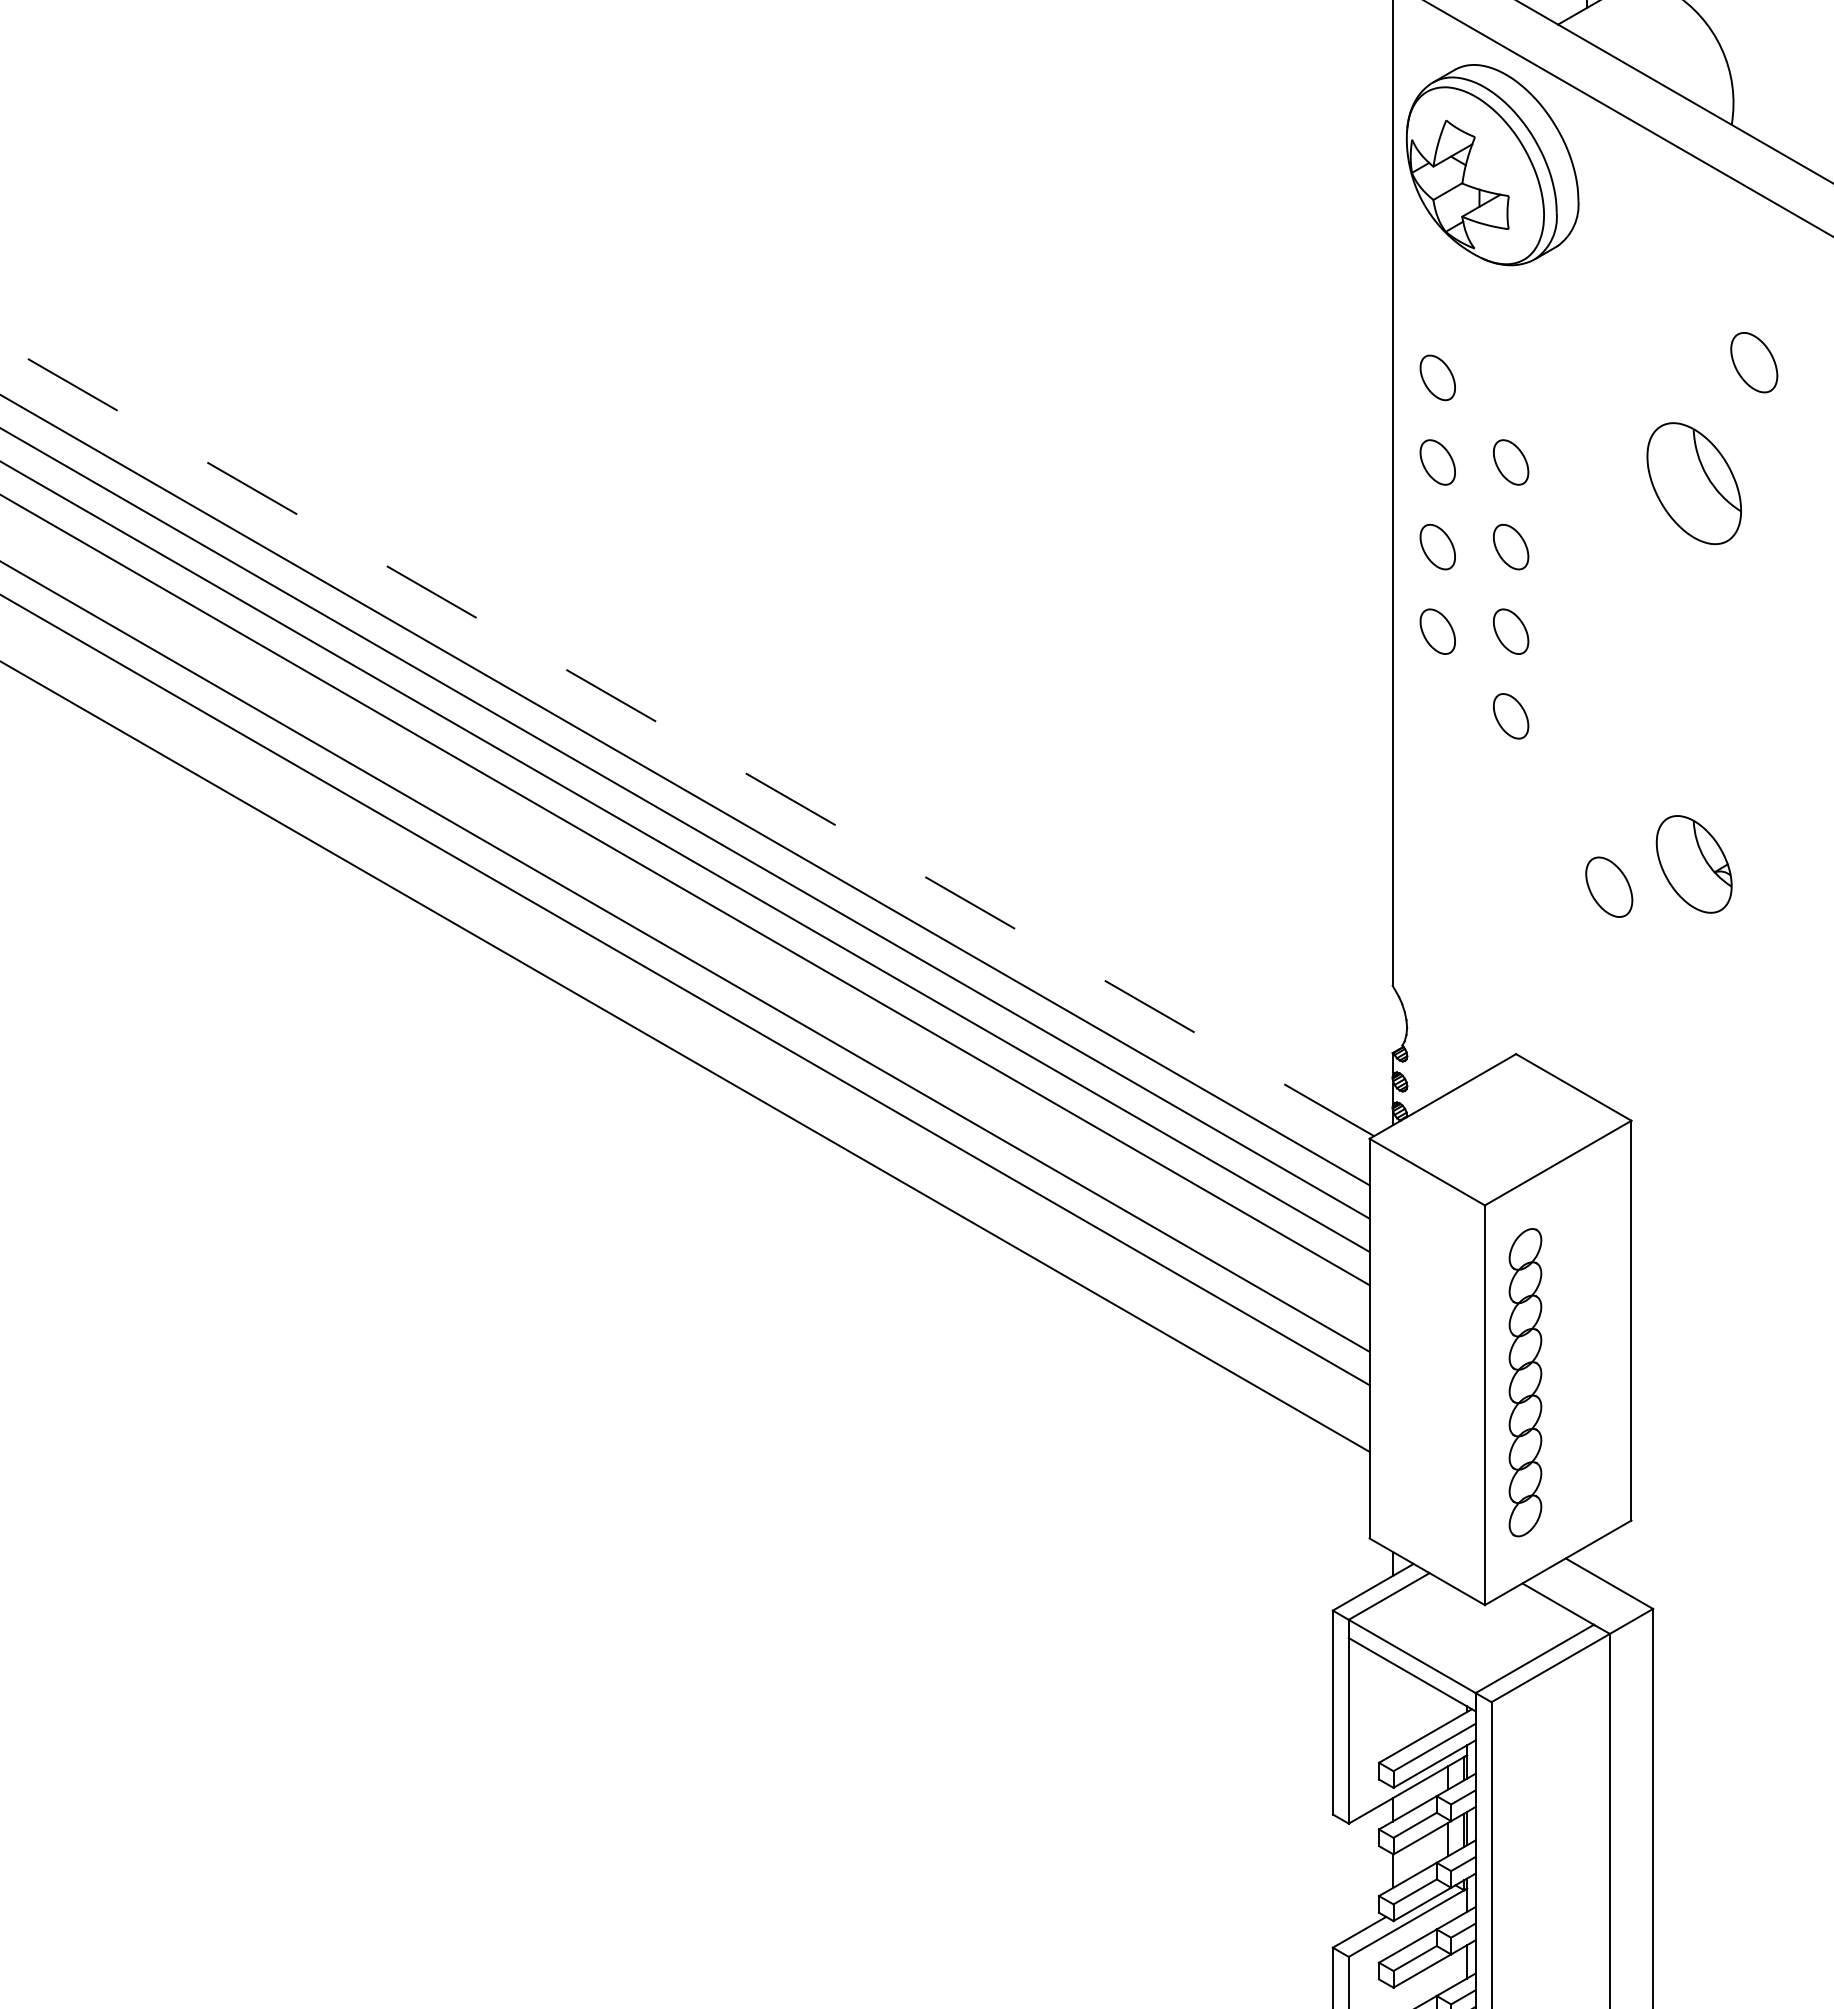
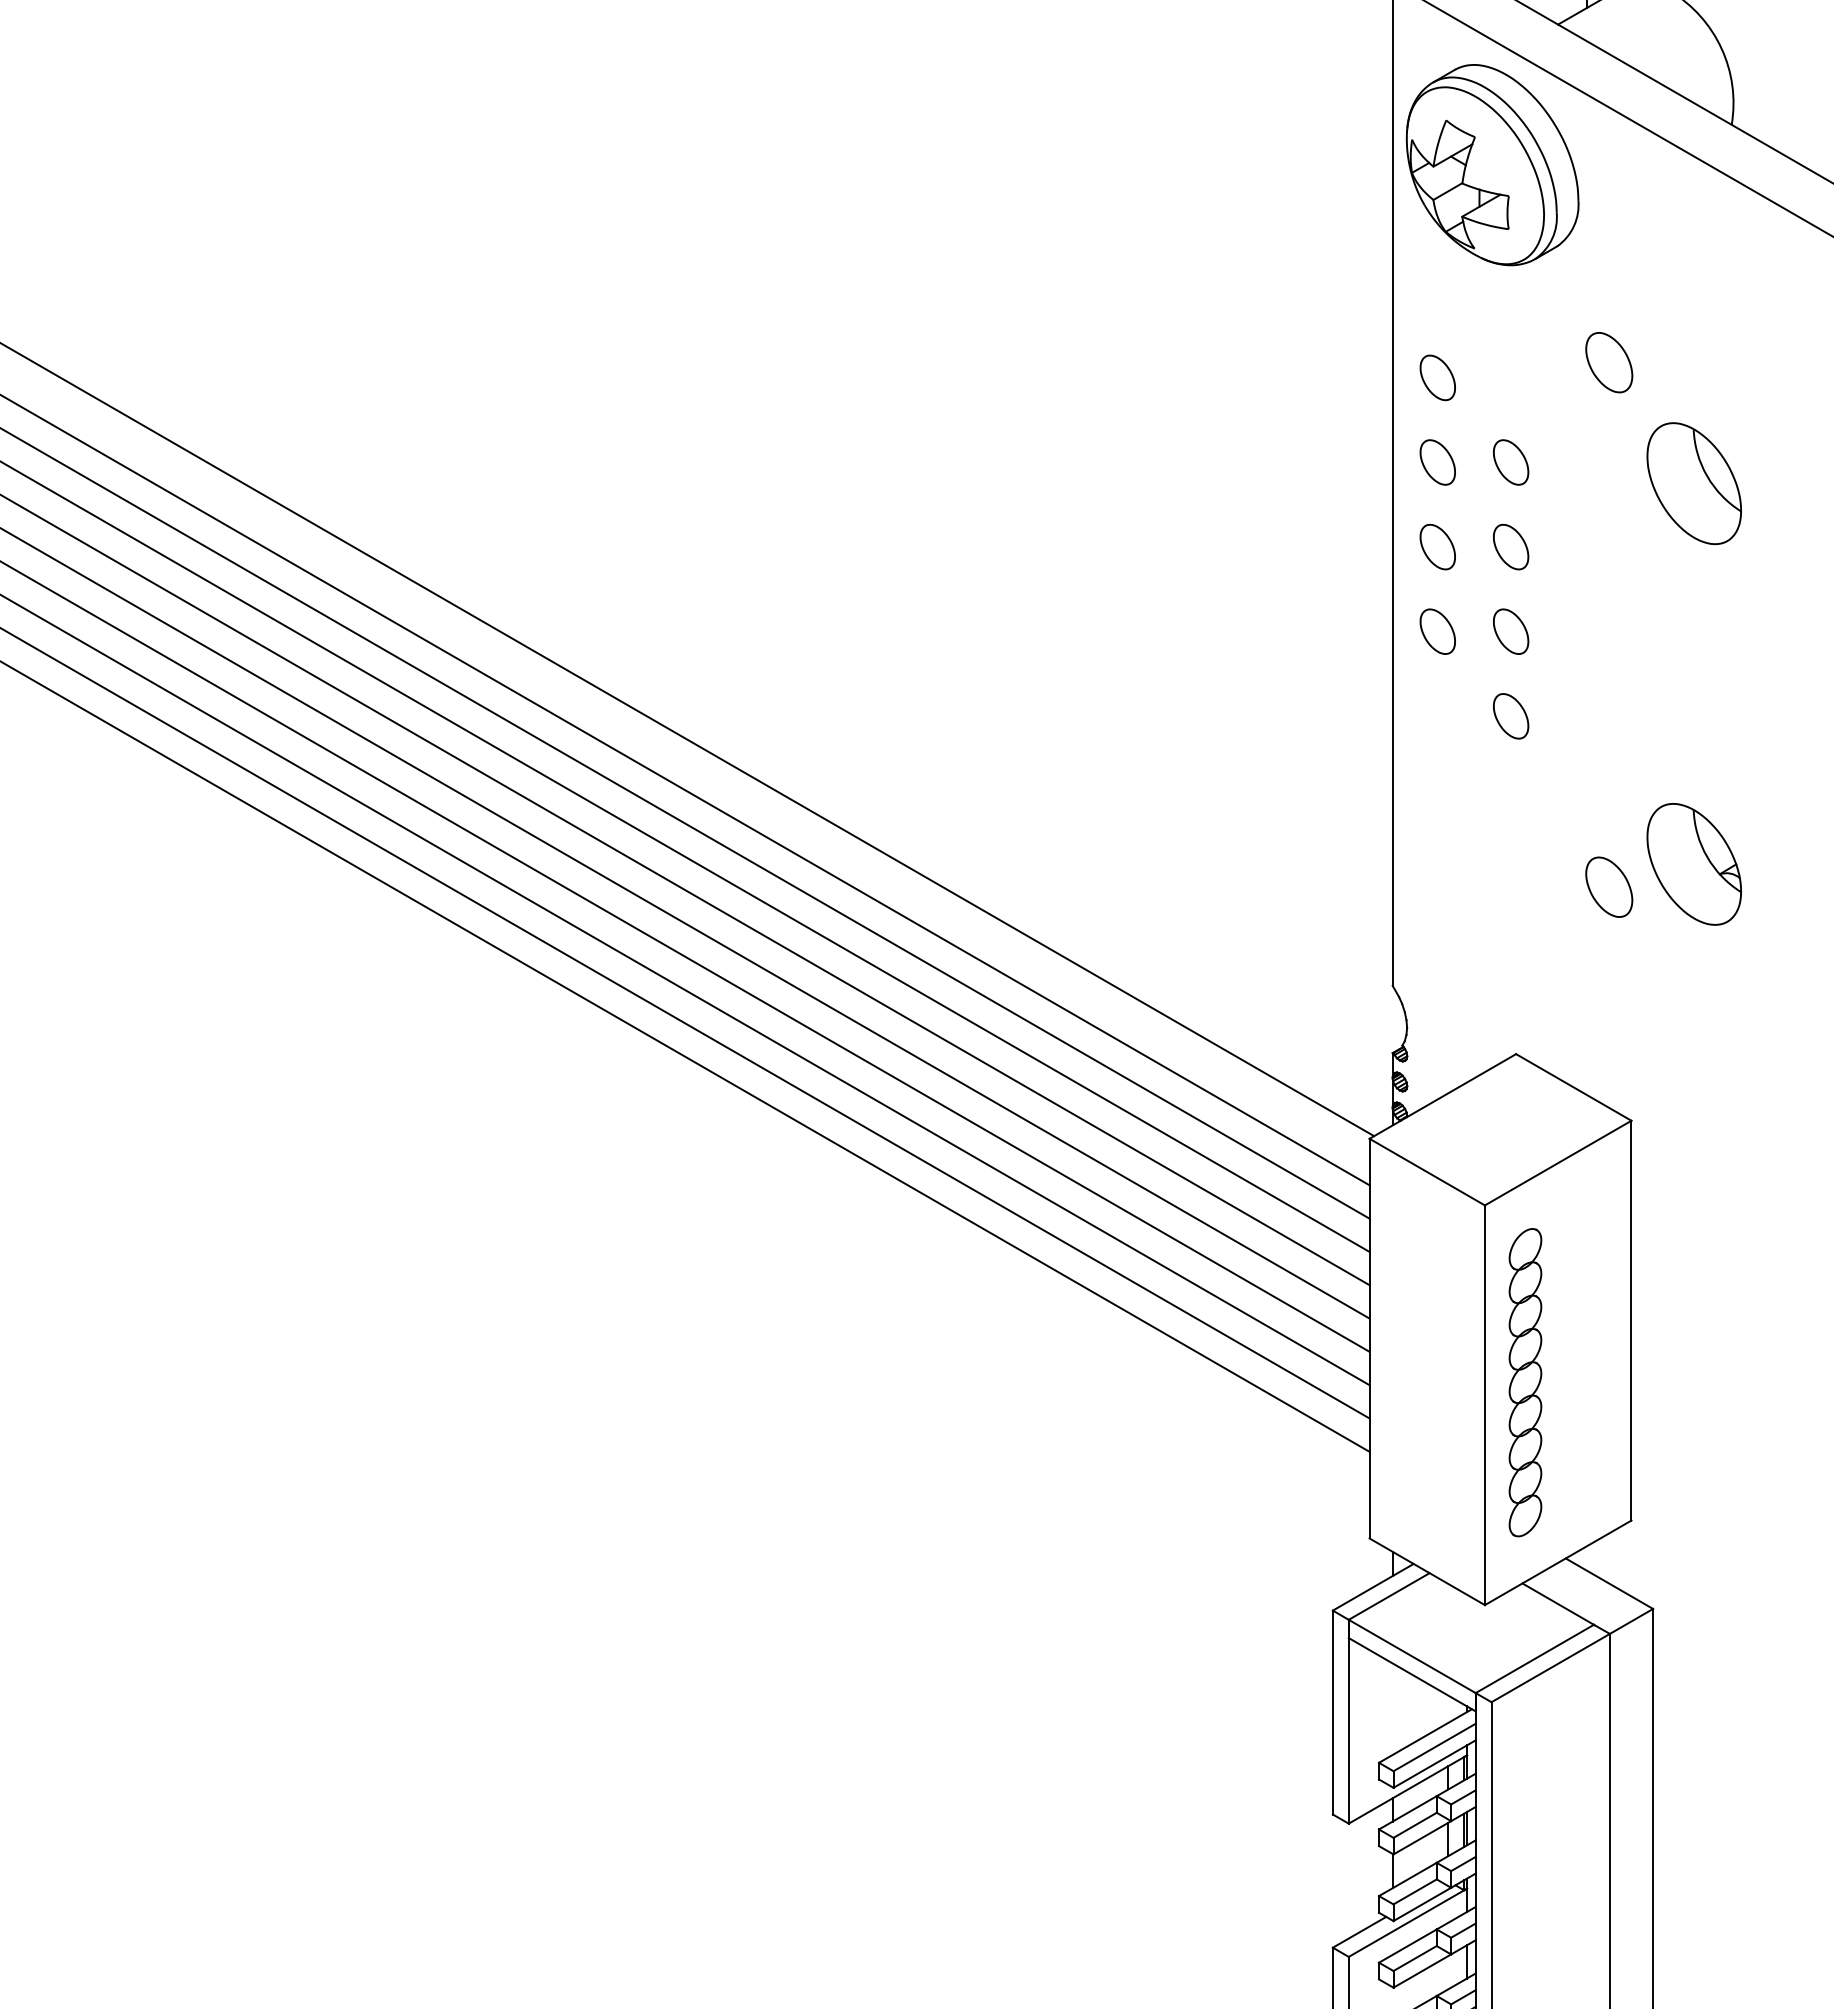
part position: (1754, 362) -> (1609, 362) (1609, 362)
line: dashed -> solid (686, 739)
part size: 78x99 px -> 96x123 px (1693, 864)
line: none -> present (685, 923)
line: none -> present (685, 1023)
